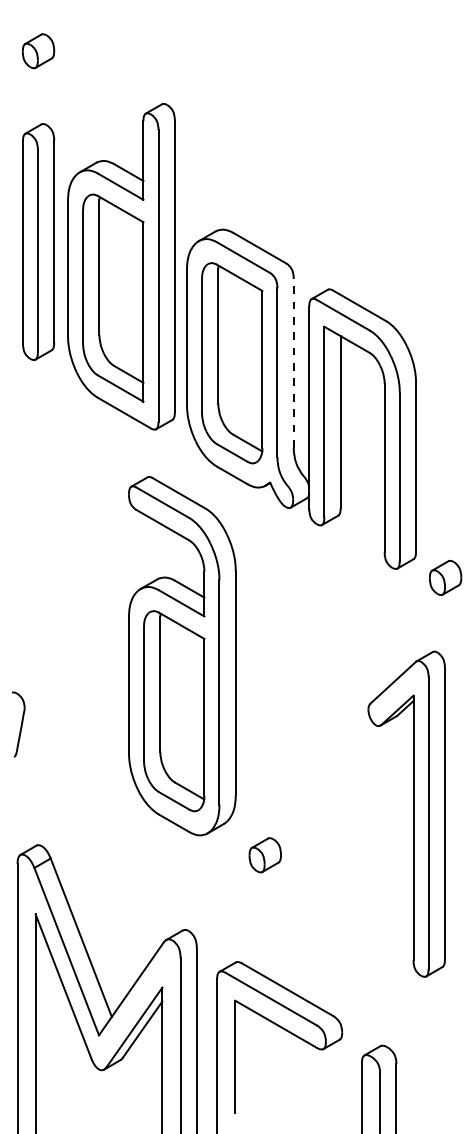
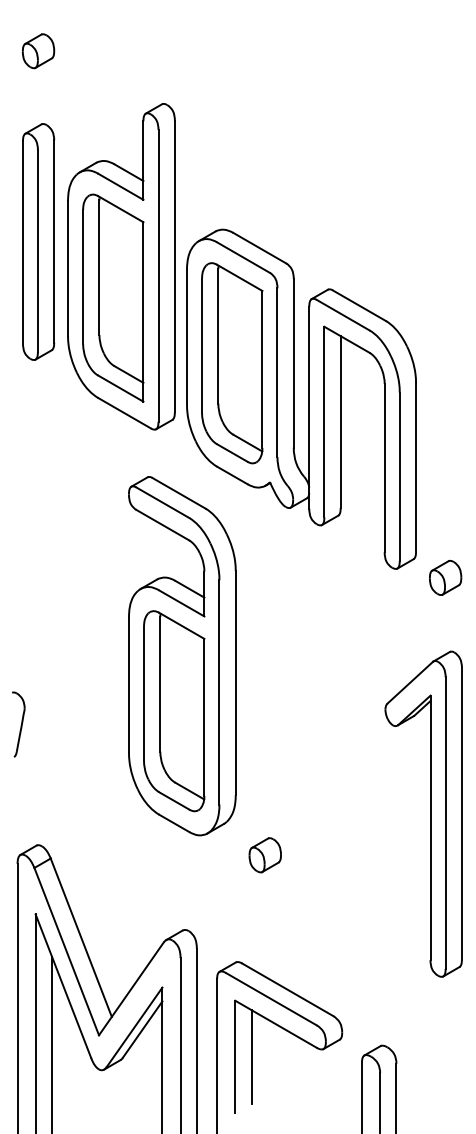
line: dashed -> solid (293, 362)
part position: (413, 813) -> (430, 813) (430, 813)
line: none -> present (52, 1043)
line: none -> present (251, 1056)
